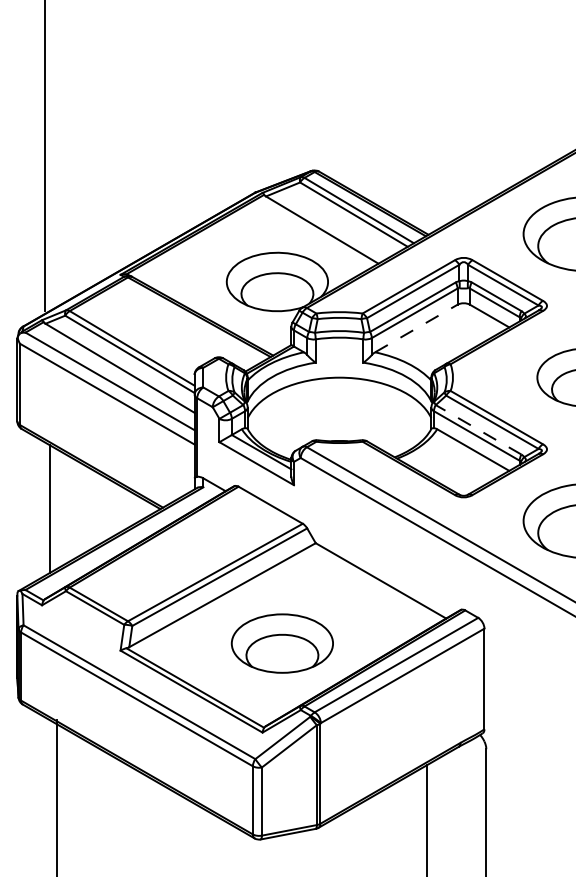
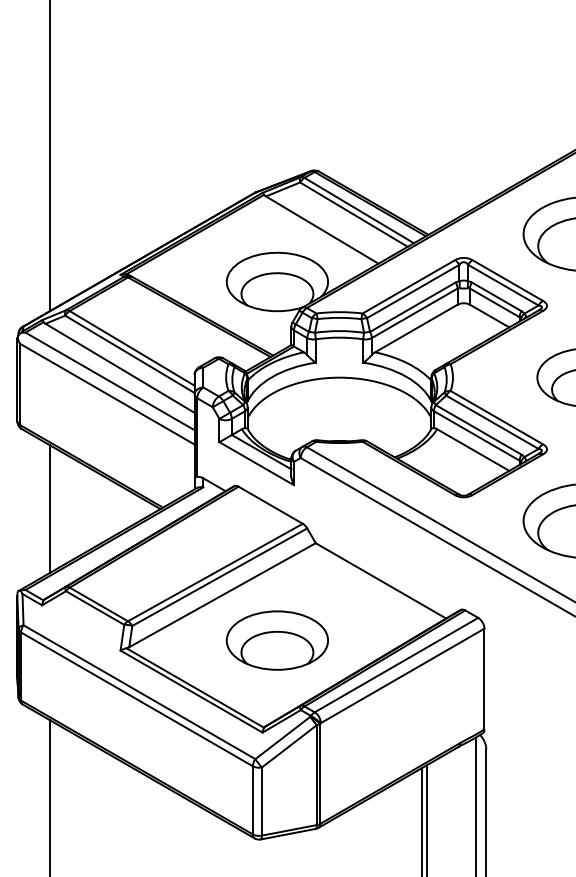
line position: (44, 156) -> (49, 156) (49, 156)
line: dashed -> solid (416, 328)
line: dashed -> solid (478, 429)
part position: (281, 643) -> (276, 640) (276, 640)
line position: (56, 796) -> (49, 796) (49, 796)
line: none -> present (475, 805)
line: none -> present (422, 820)
